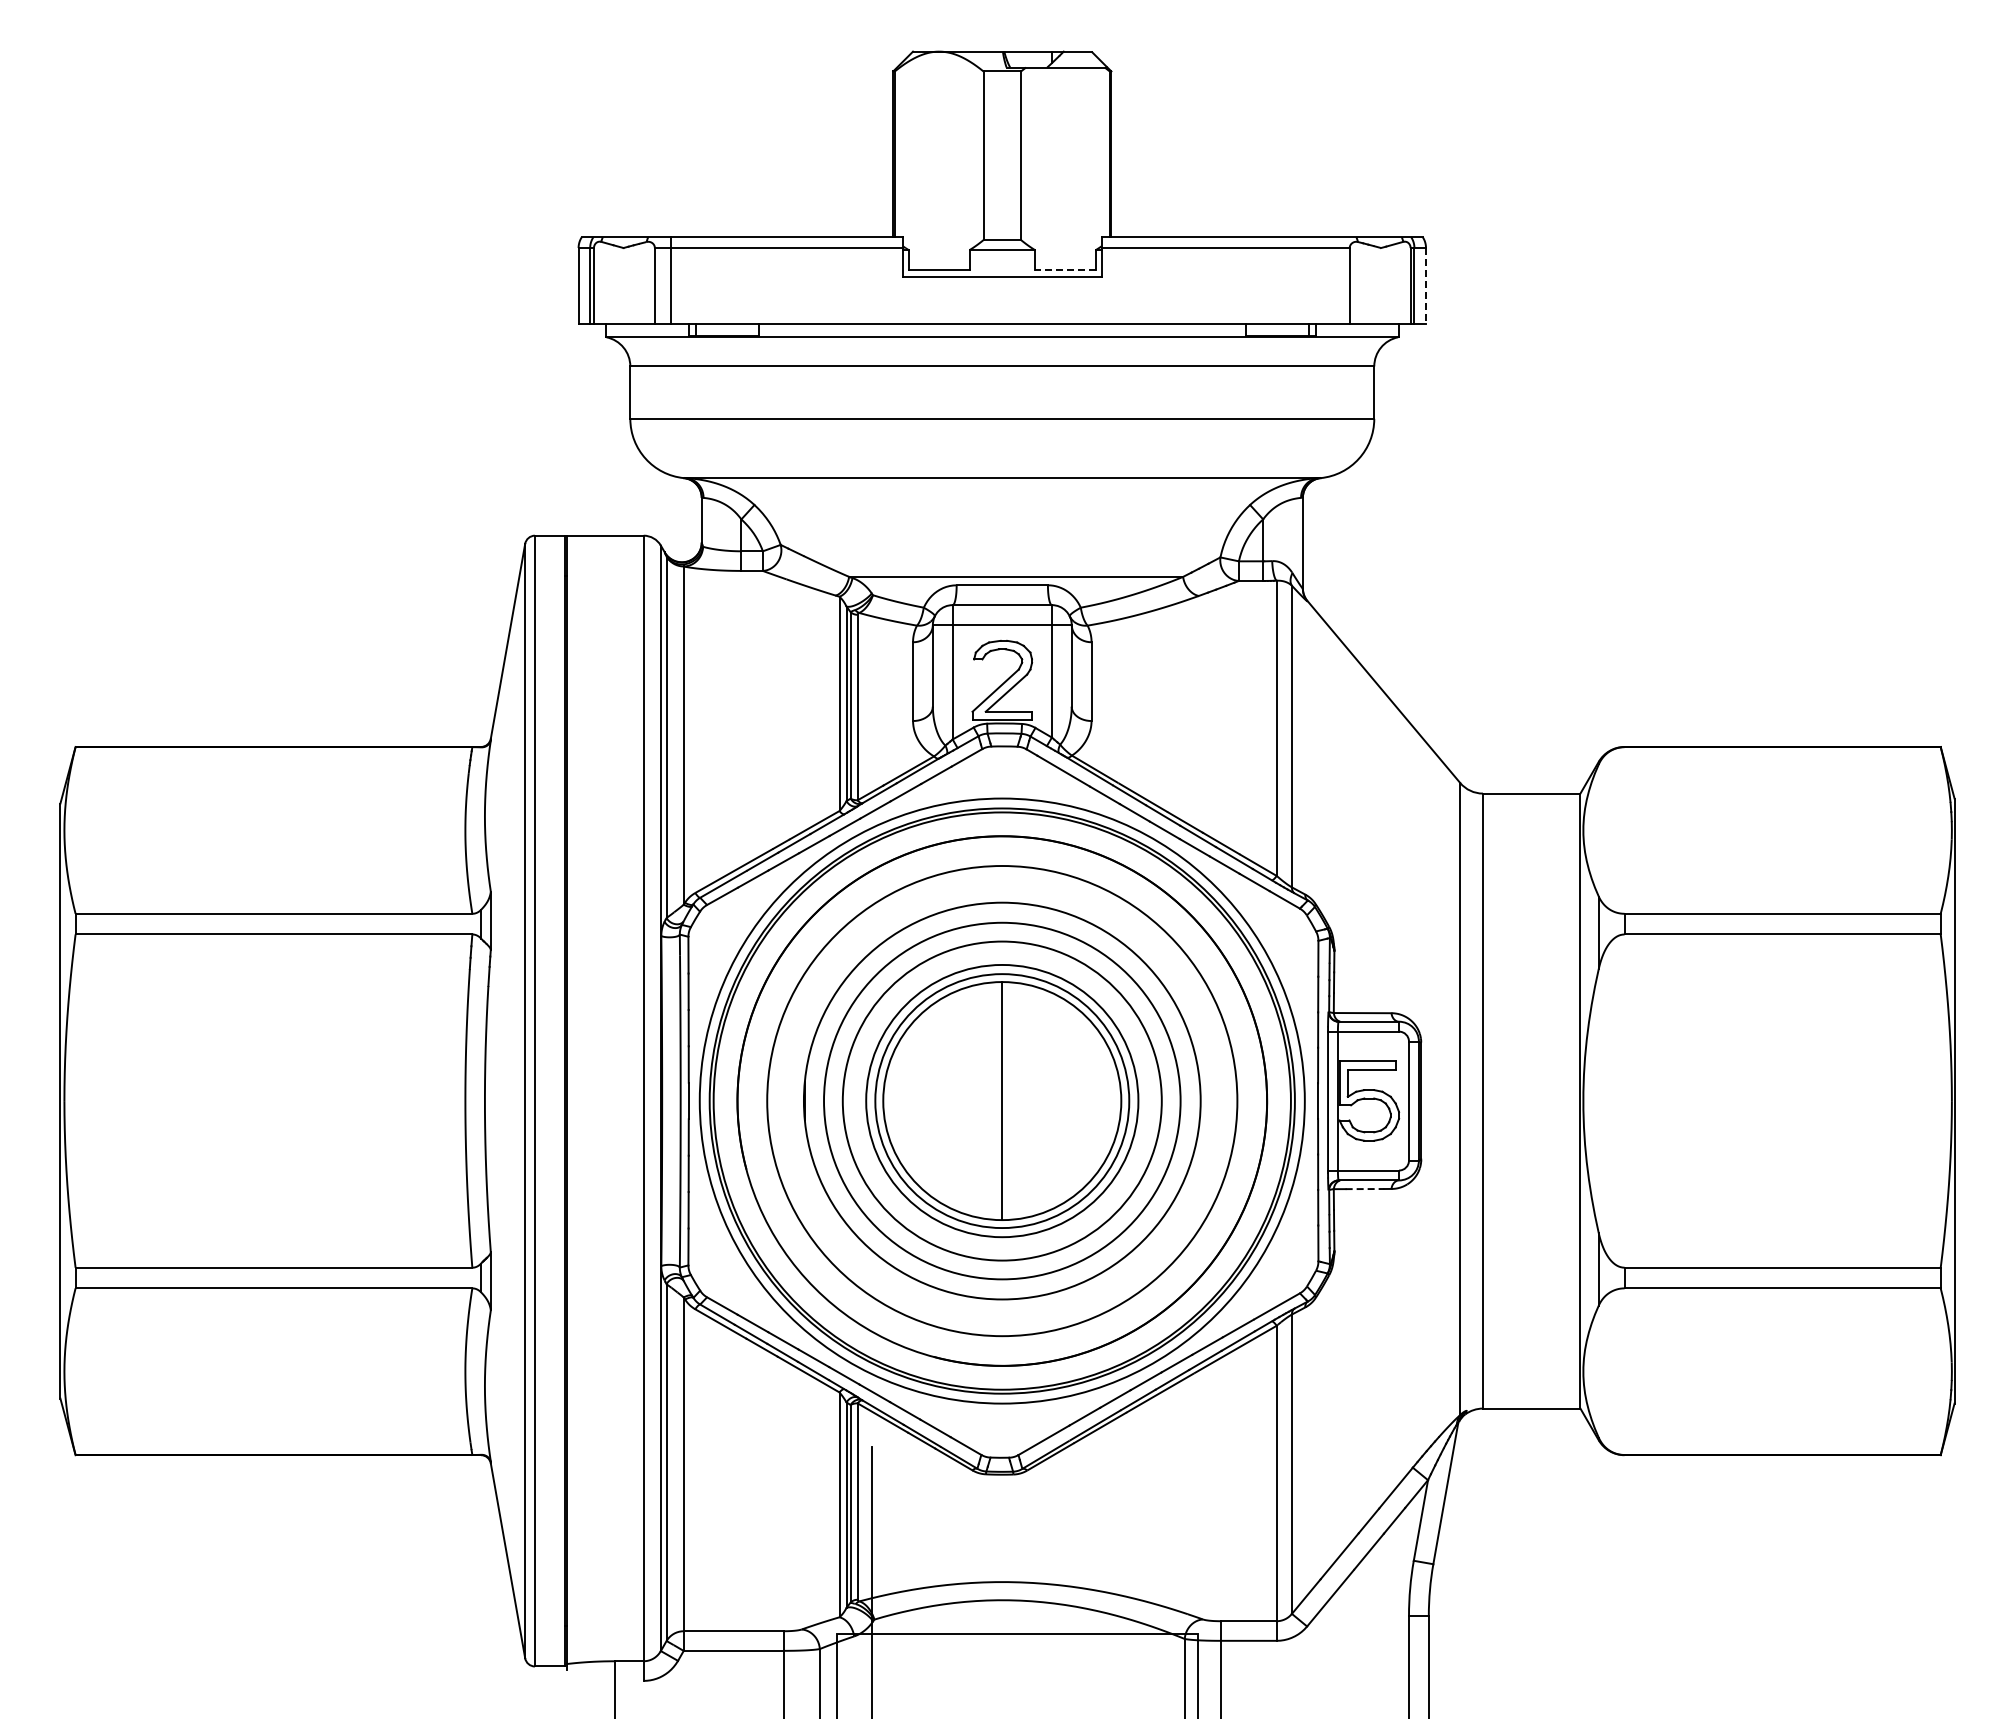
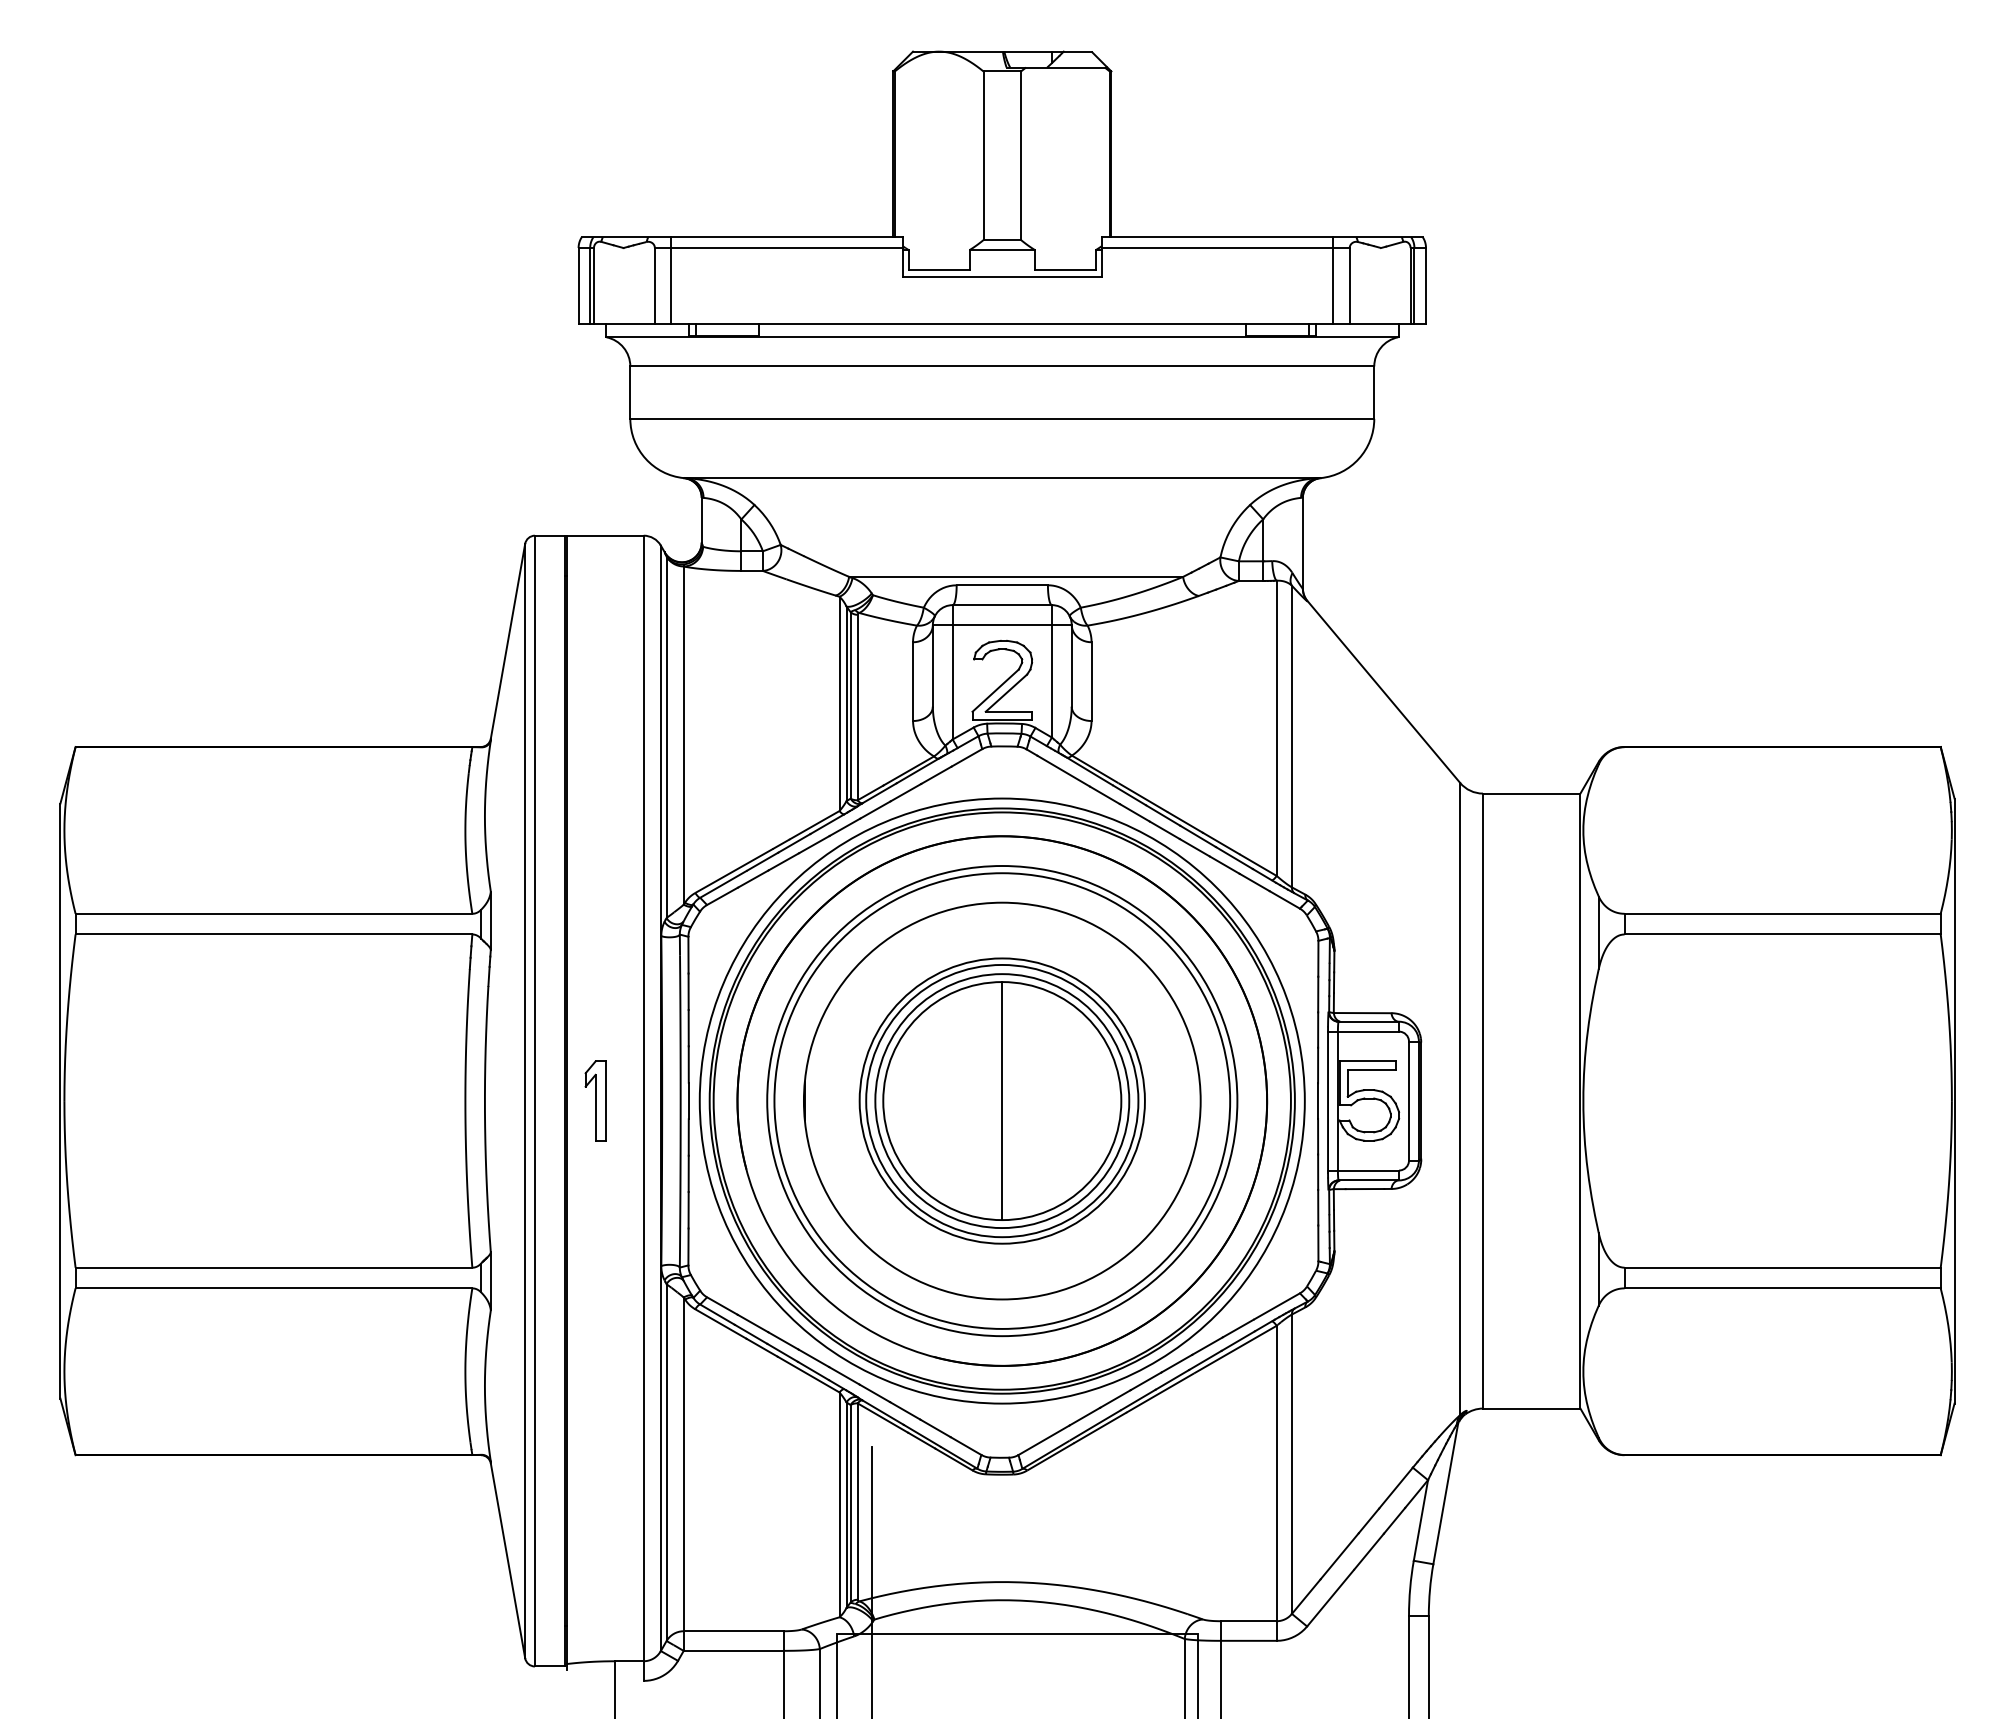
line: dashed -> solid (1065, 269)
line: none -> present (1333, 280)
line: dashed -> solid (1426, 286)
part: none -> present (595, 1100)
circle diameter: 319 px -> 456 px (1002, 1100)
circle diameter: 357 px -> 285 px (1001, 1100)
line: dashed -> solid (1365, 1189)
